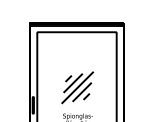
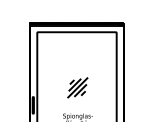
part size: 33x34 px -> 22x22 px (77, 87)
